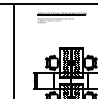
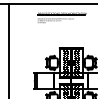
line position: (13, 49) -> (8, 49) (8, 49)
